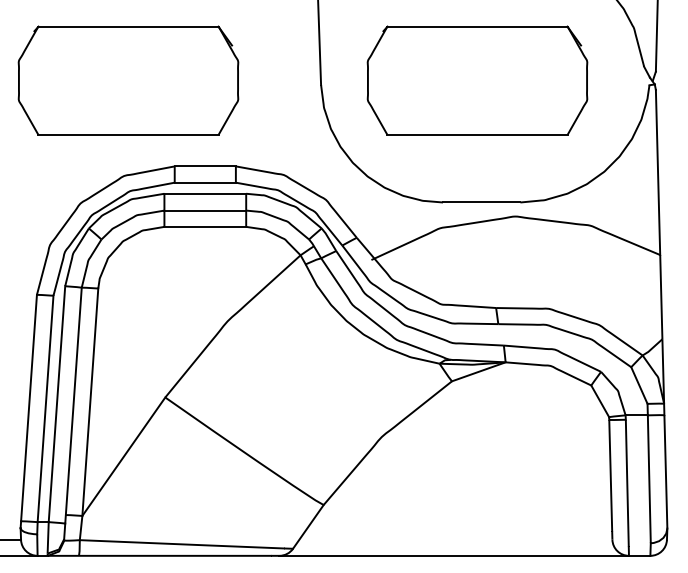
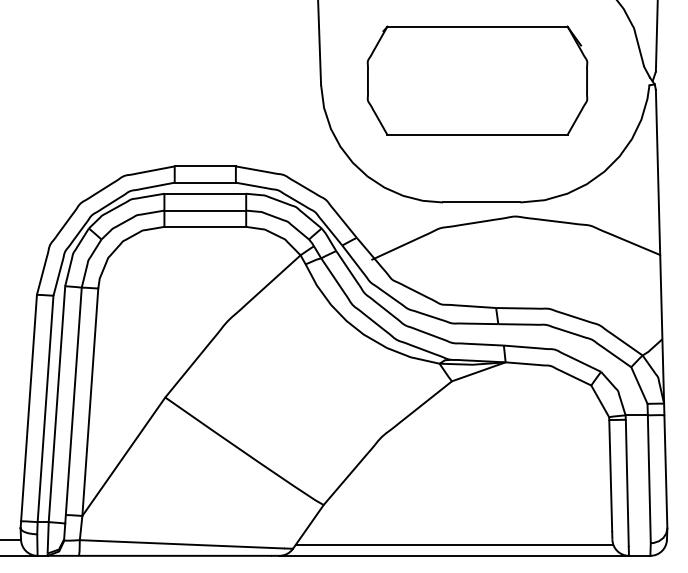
part: present -> none (128, 80)
line: none -> present (454, 544)
